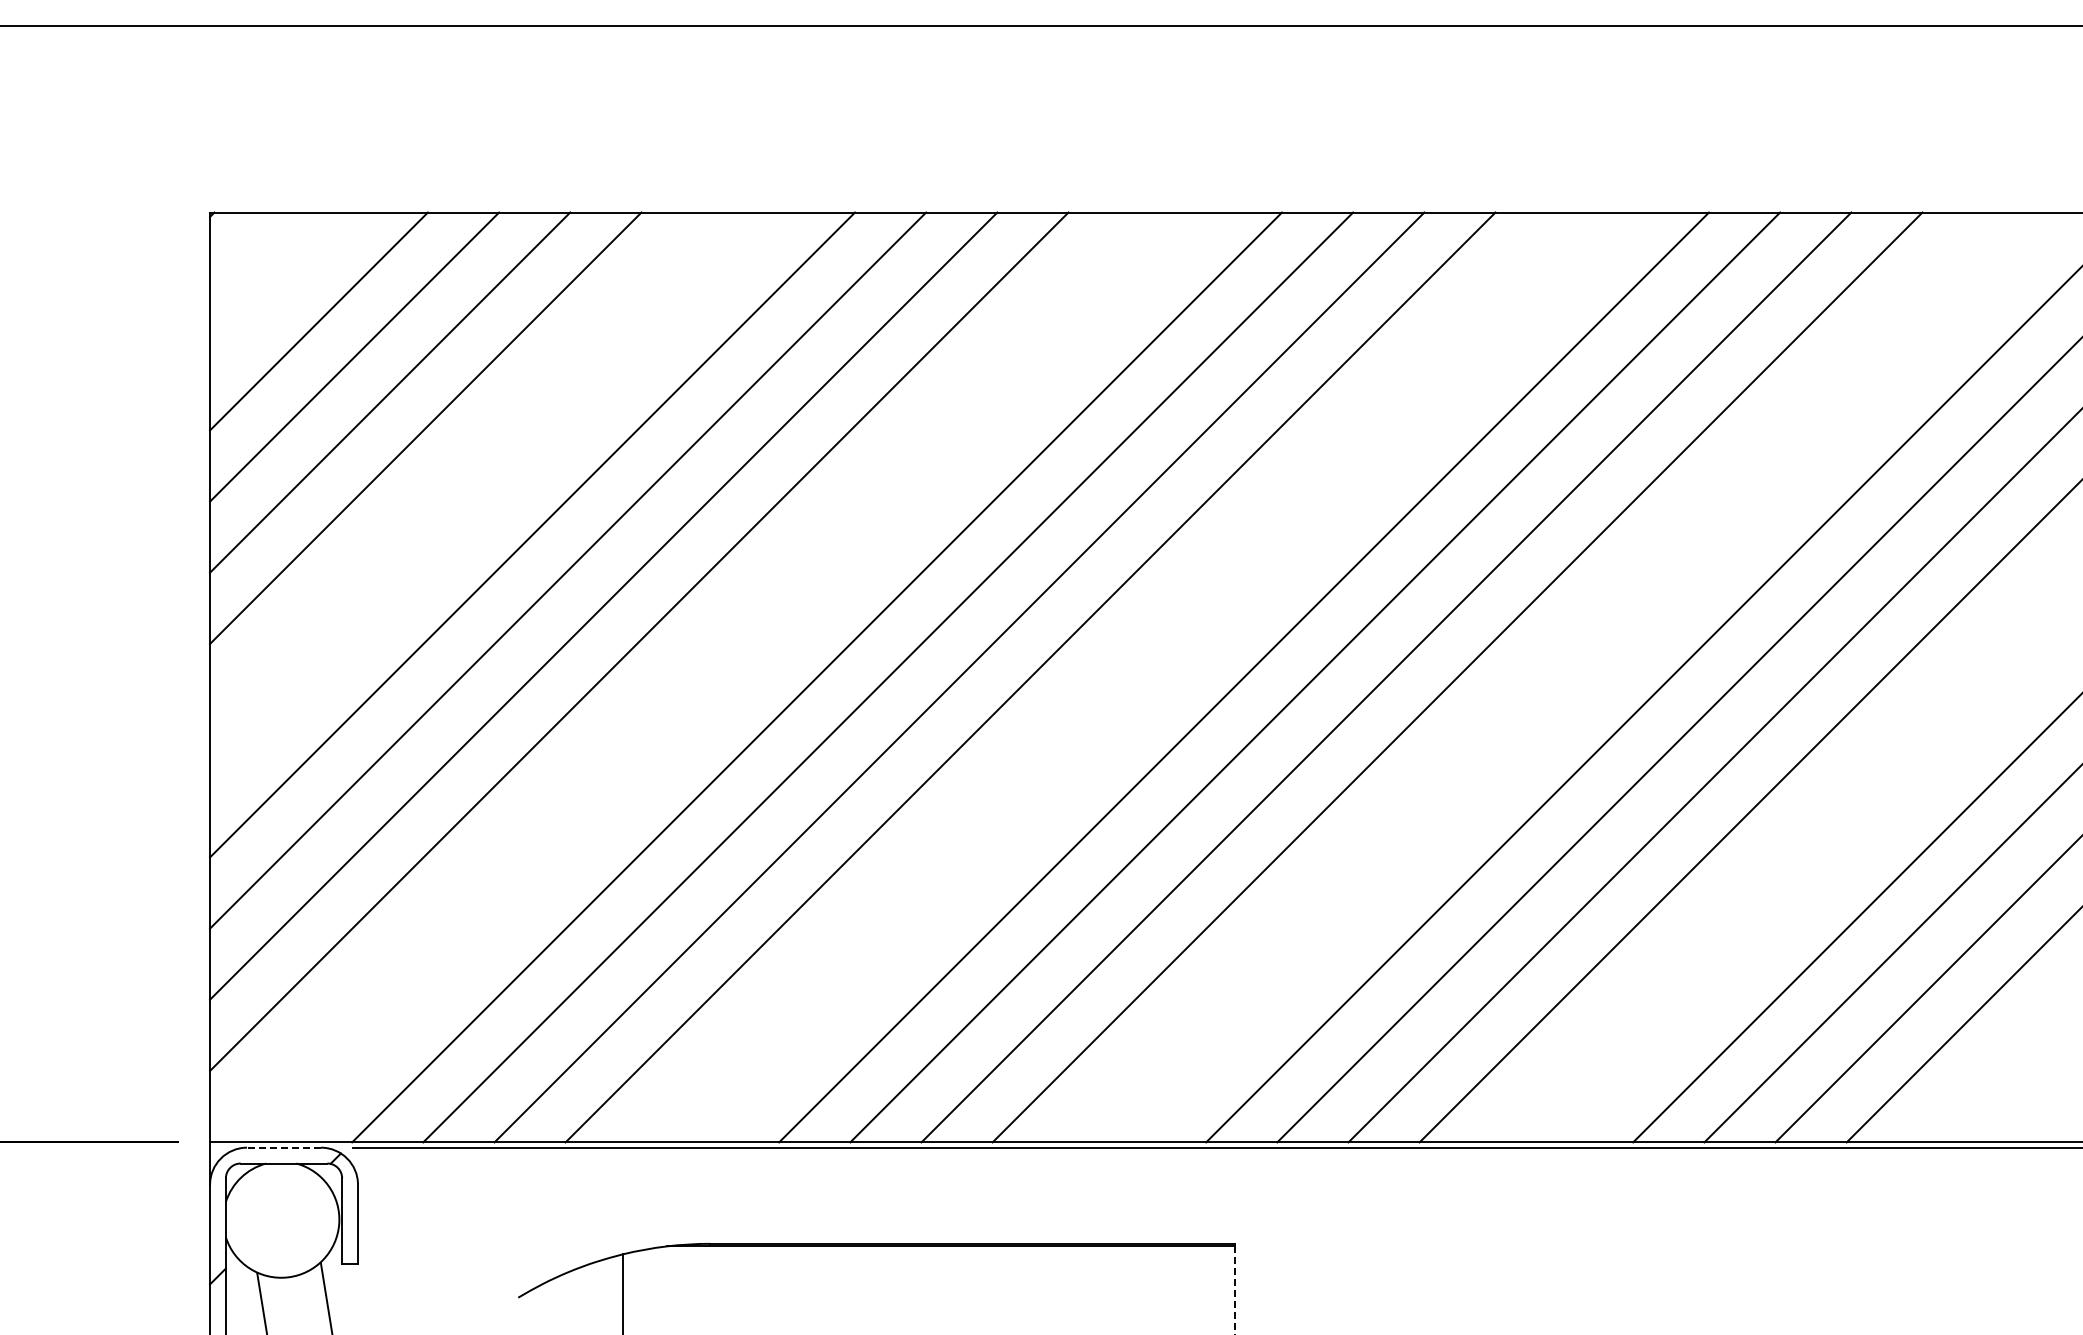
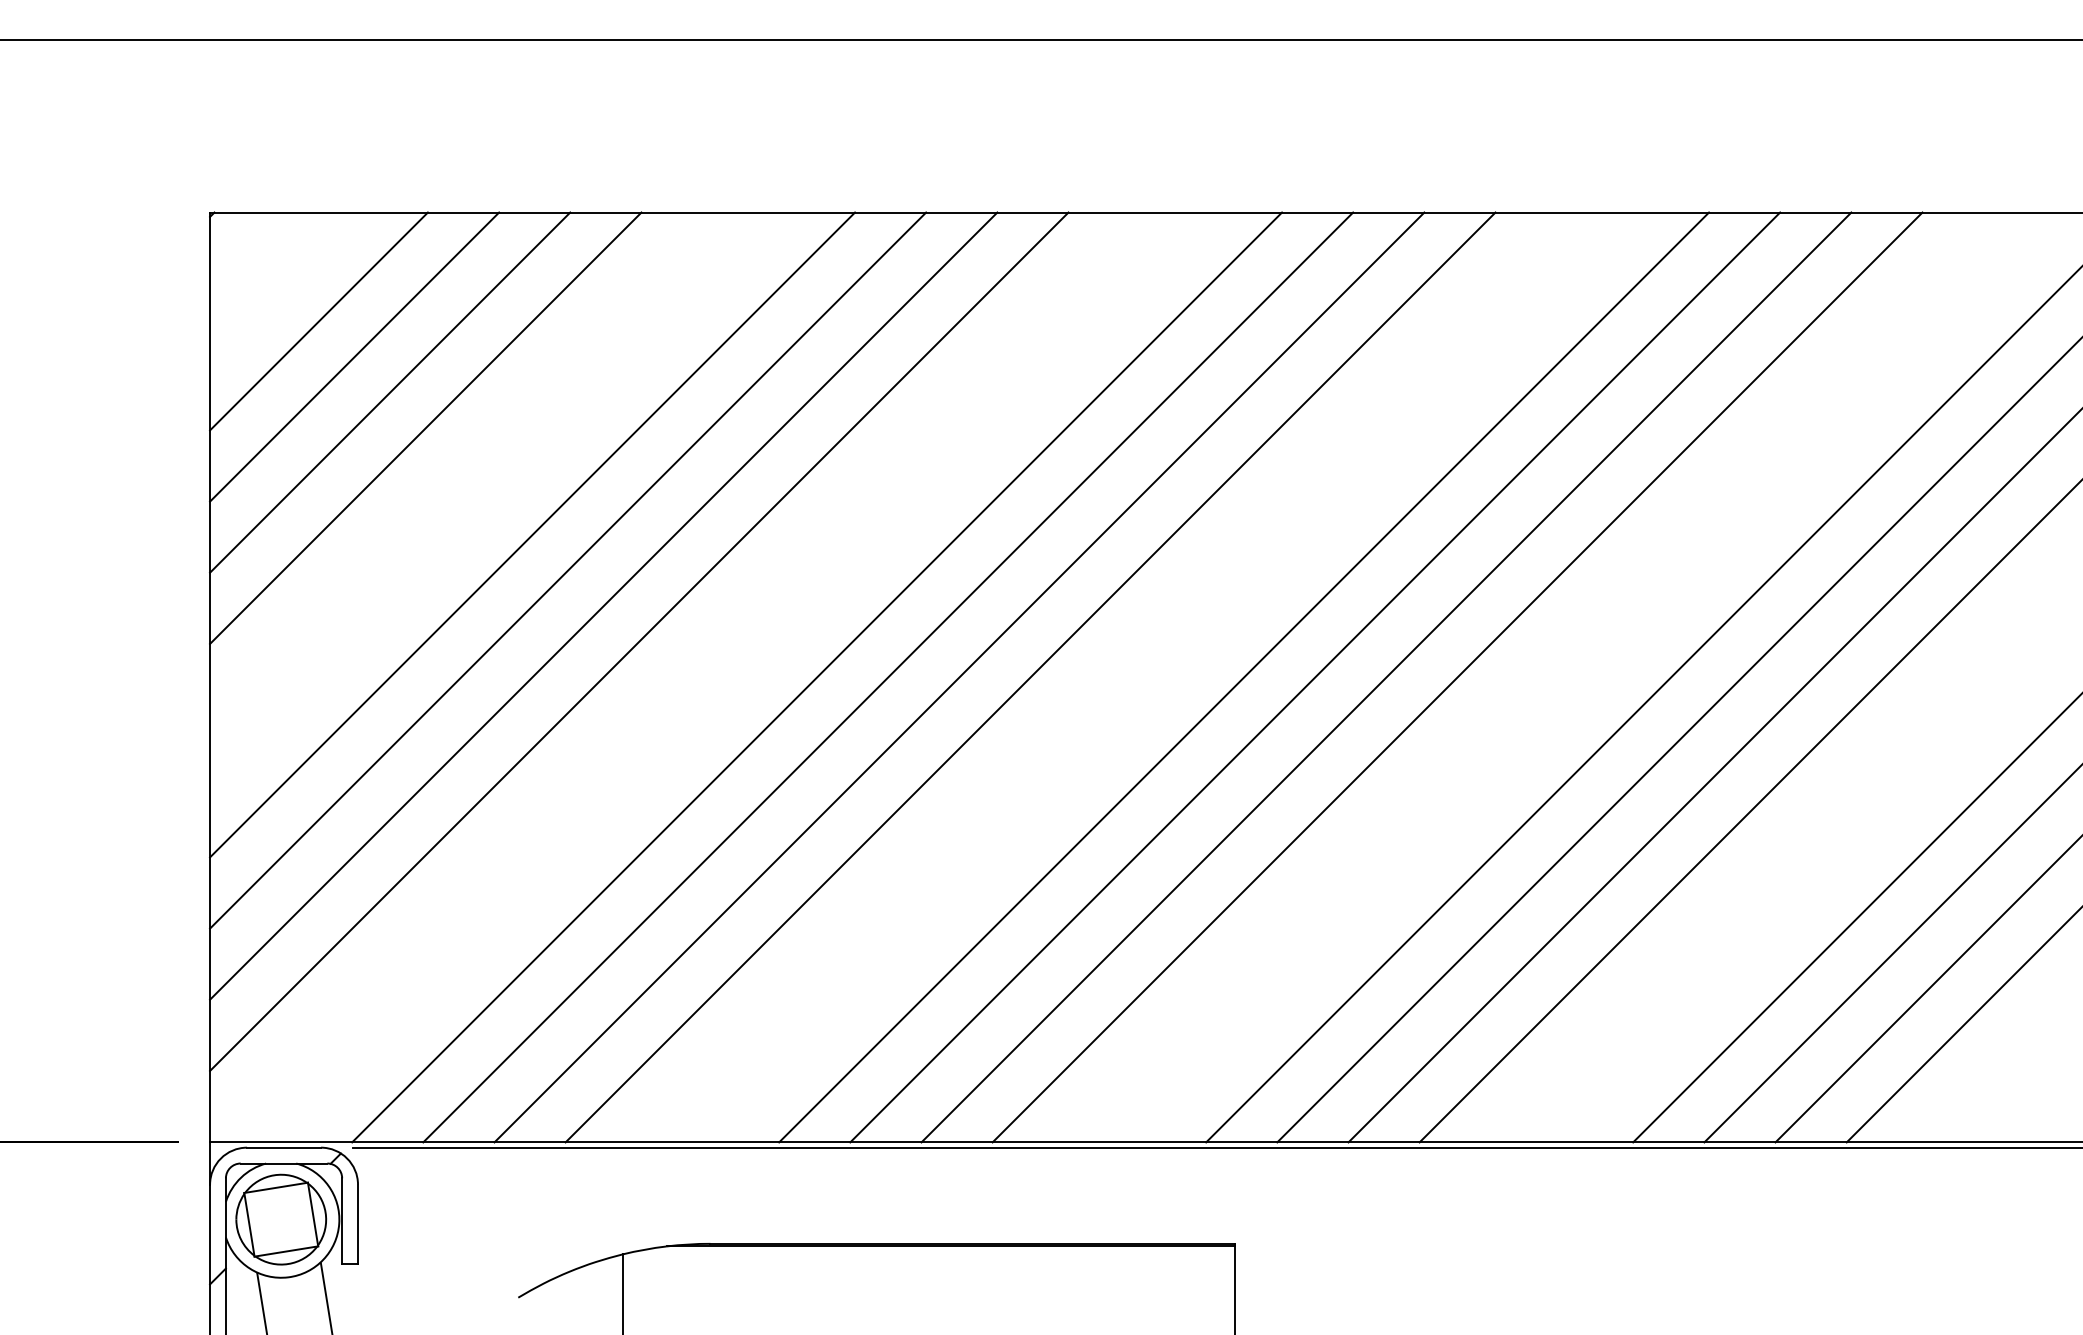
line position: (1040, 26) -> (1040, 40) (1040, 40)
line: dashed -> solid (284, 1147)
part: none -> present (281, 1219)
line: dashed -> solid (1235, 1291)
